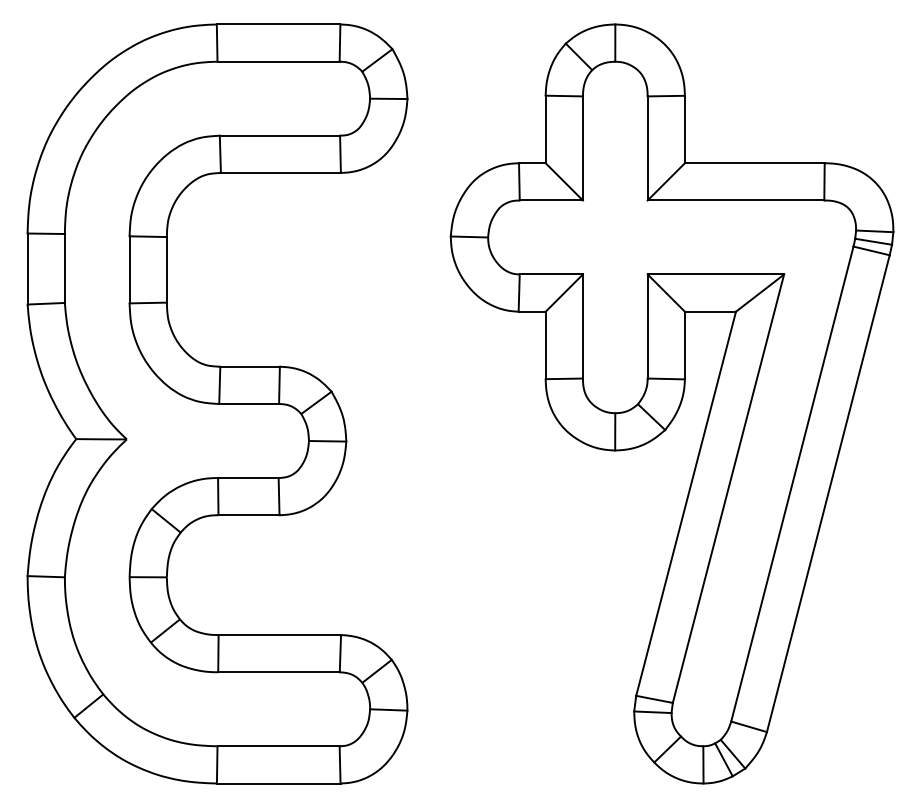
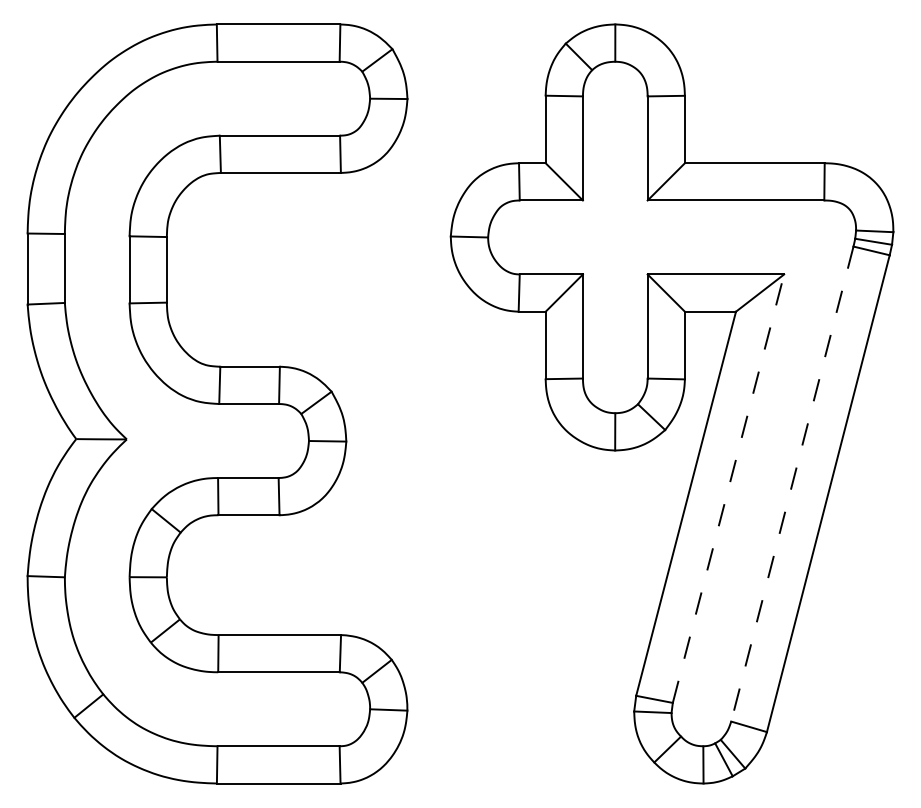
line: solid -> dashed (792, 484)
line: solid -> dashed (728, 488)
